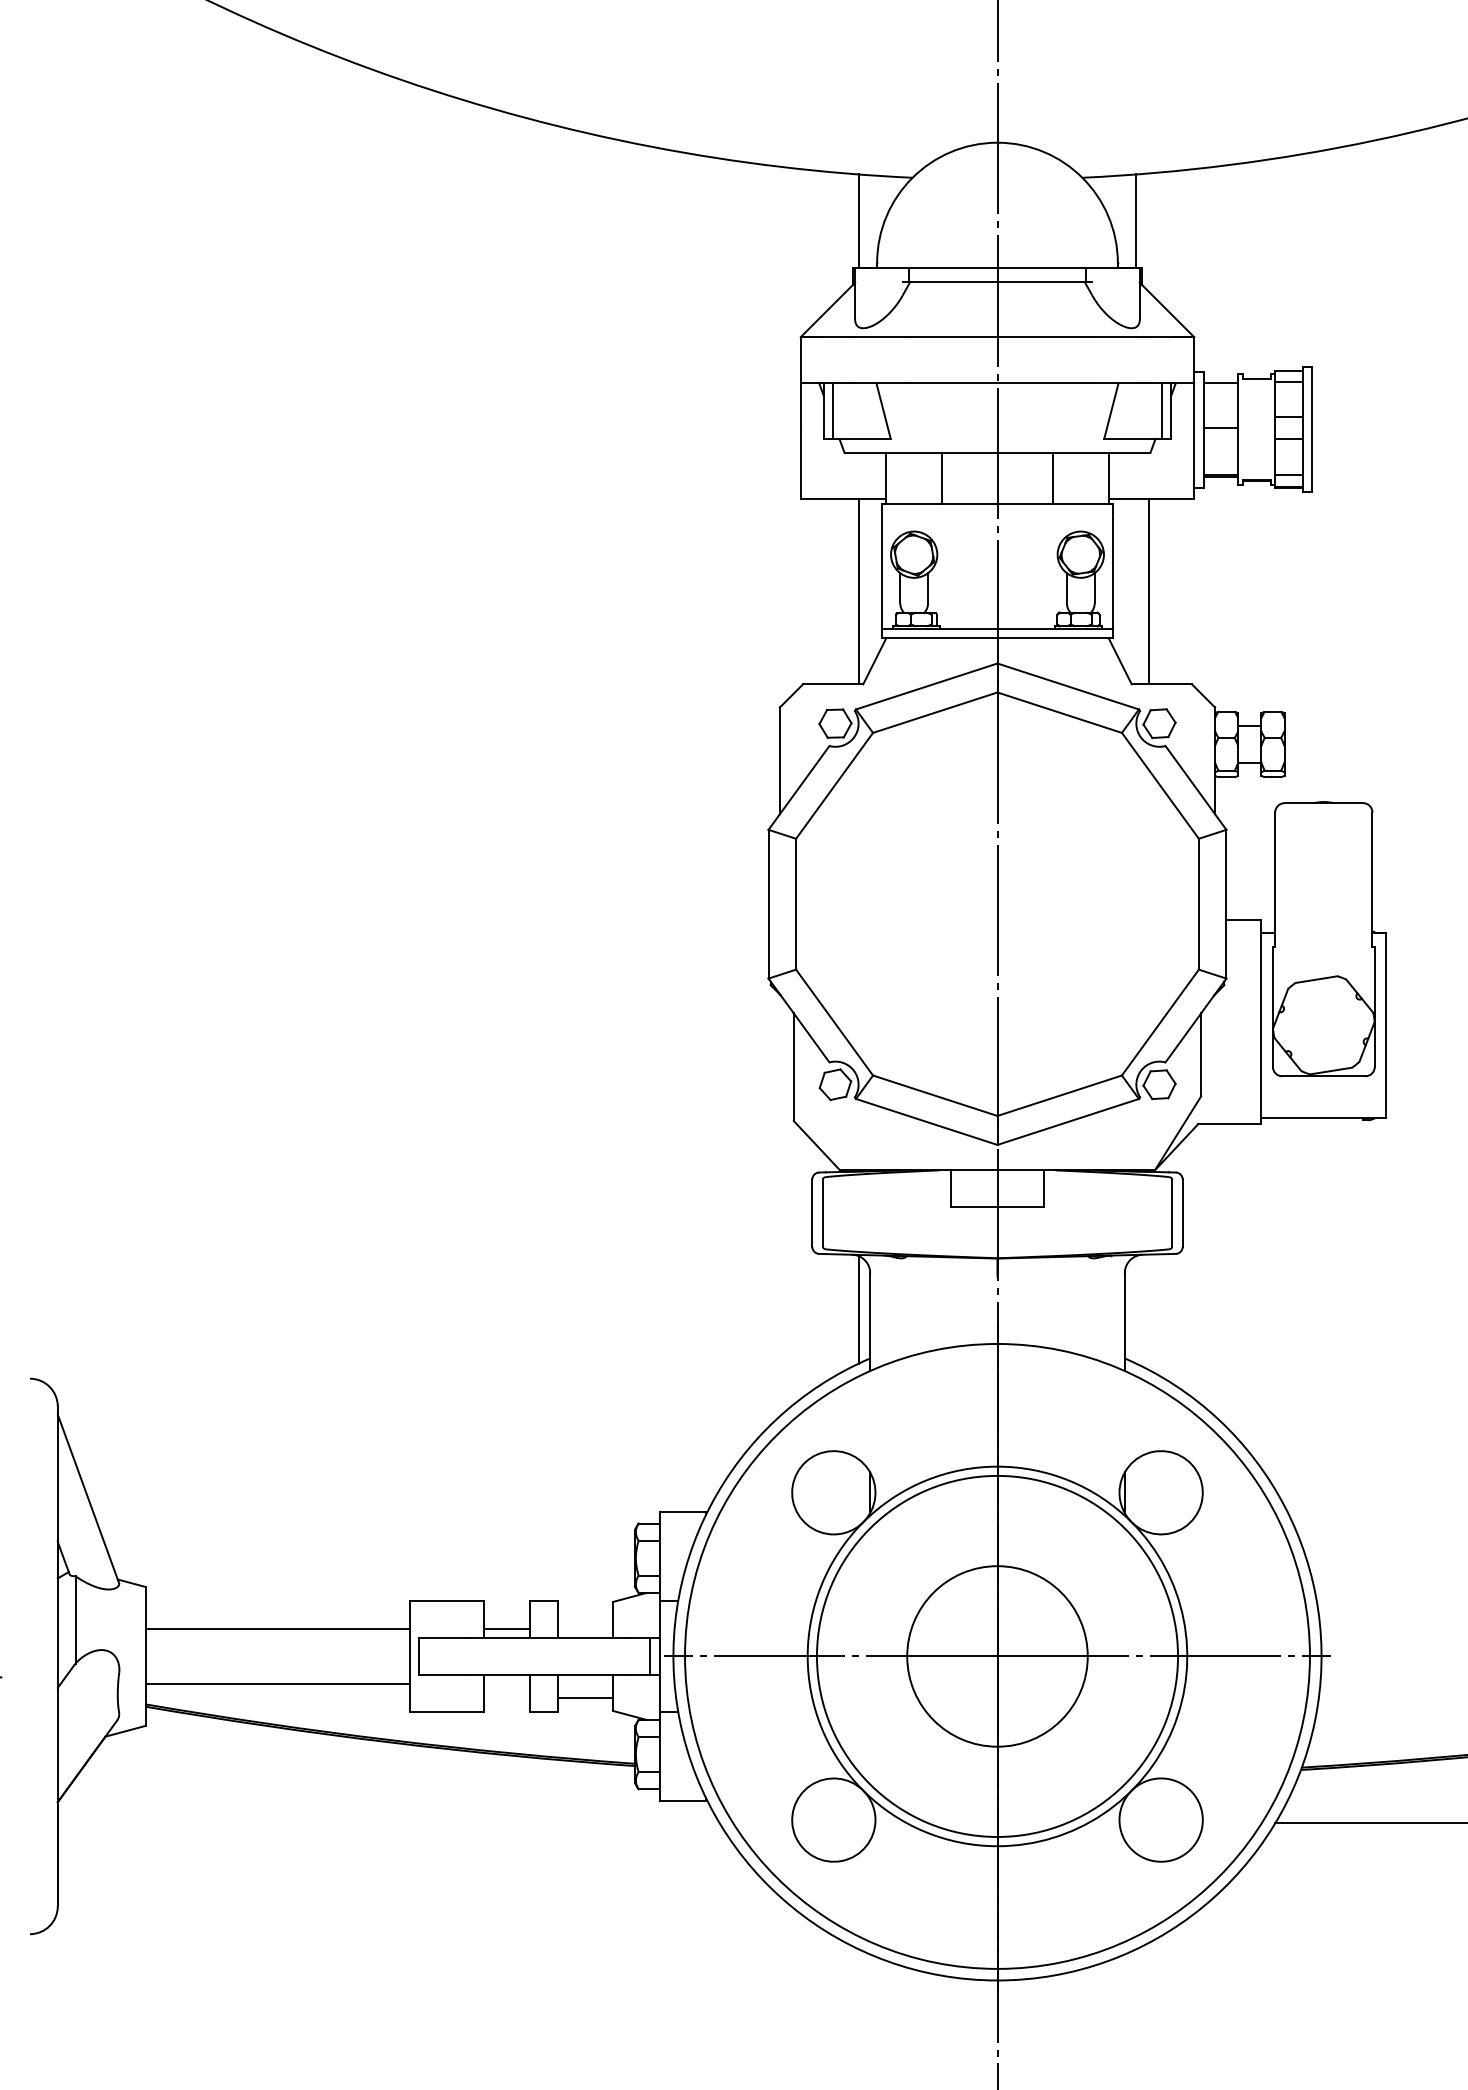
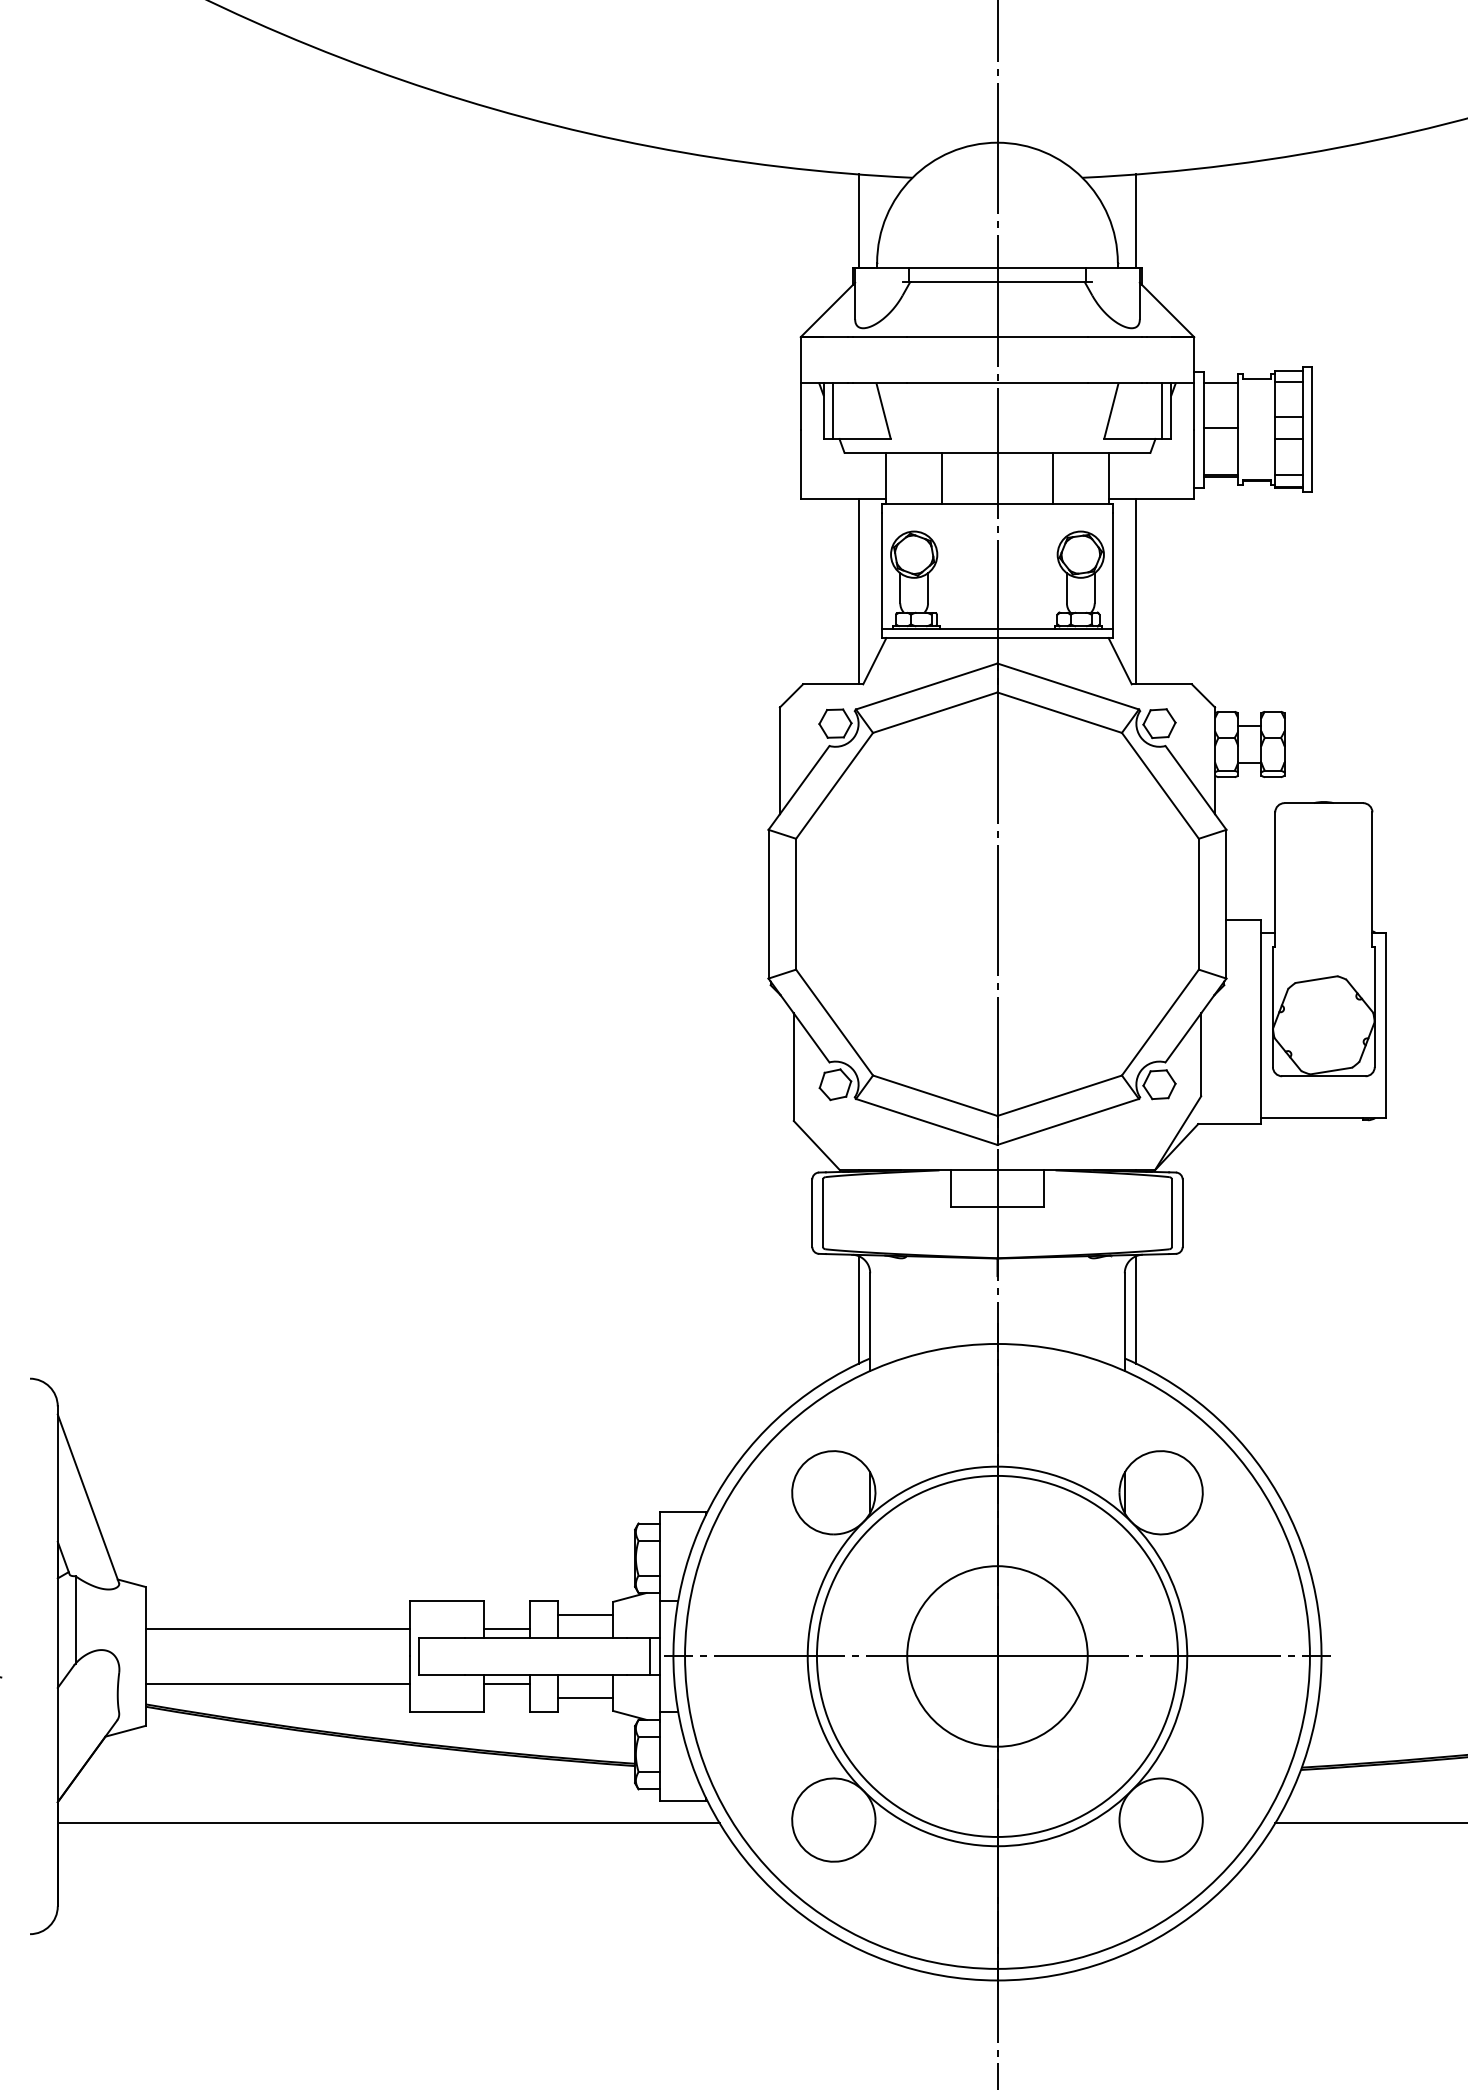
line position: (1149, 591) -> (1136, 591) (1136, 591)
line: none -> present (1136, 1309)
line: none -> present (585, 1614)
line: none -> present (506, 1684)
line: none -> present (388, 1823)
